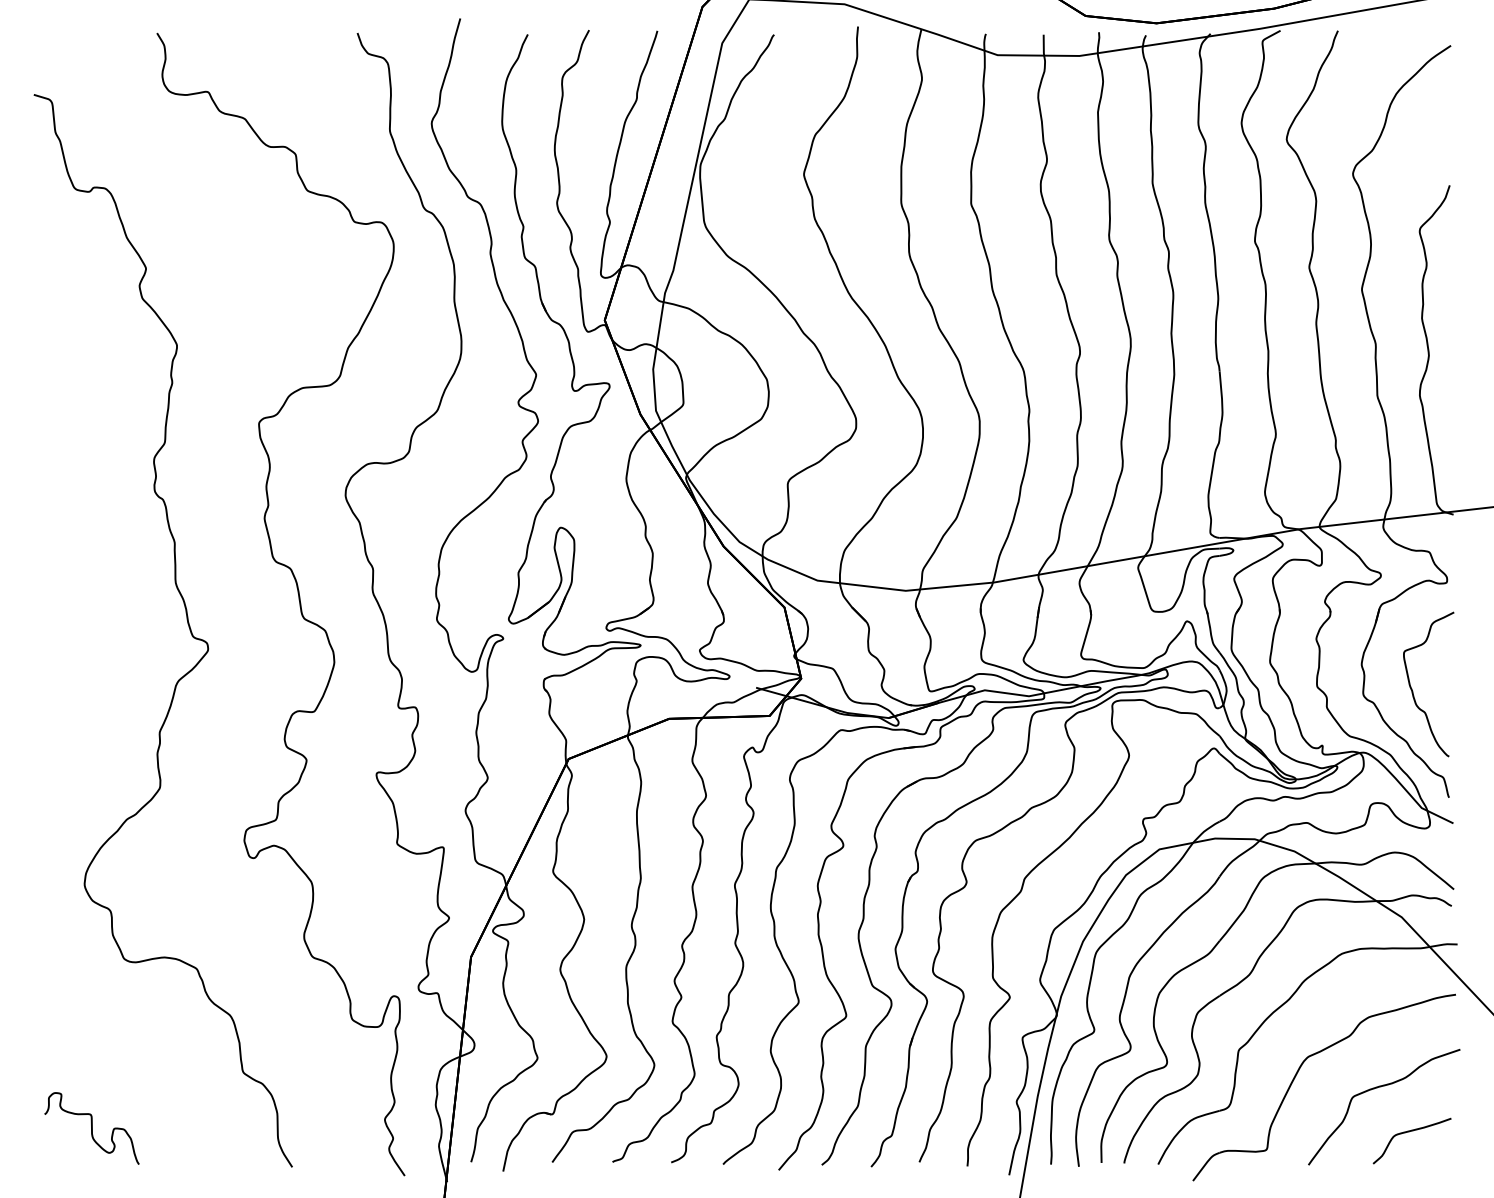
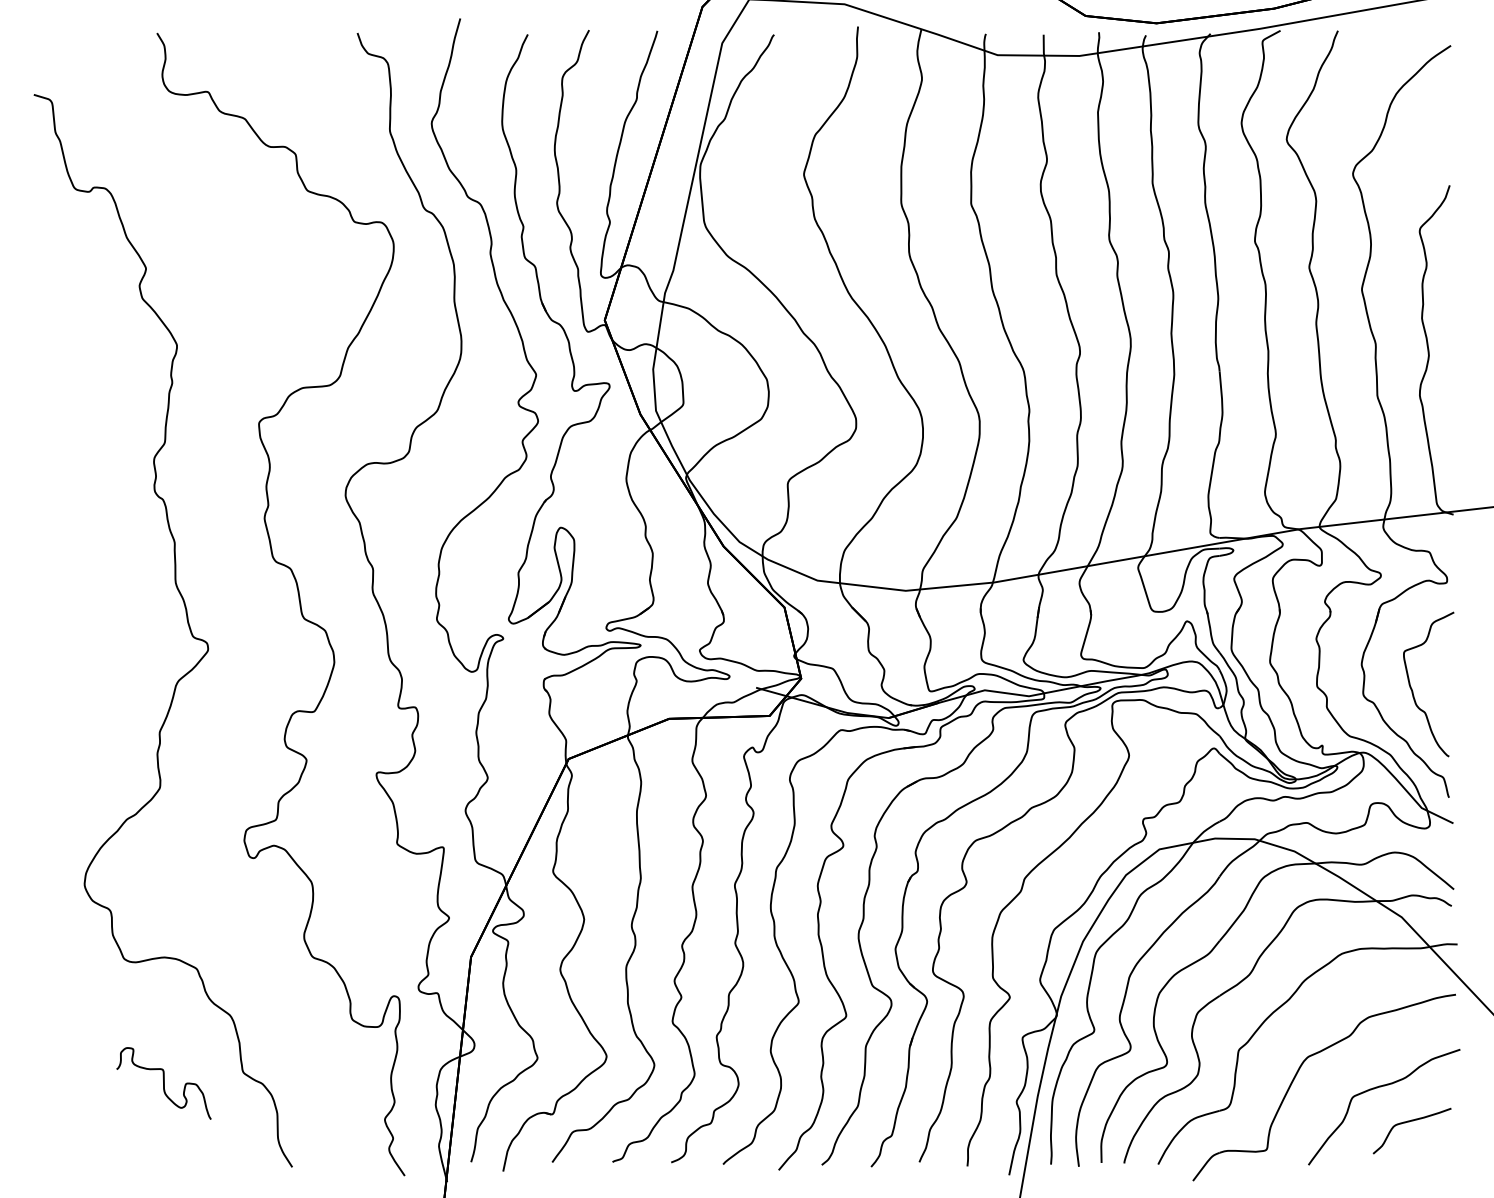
curve position: (91, 1128) -> (163, 1083) (163, 1083)
curve position: (1409, 1132) -> (1409, 1122) (1409, 1122)
